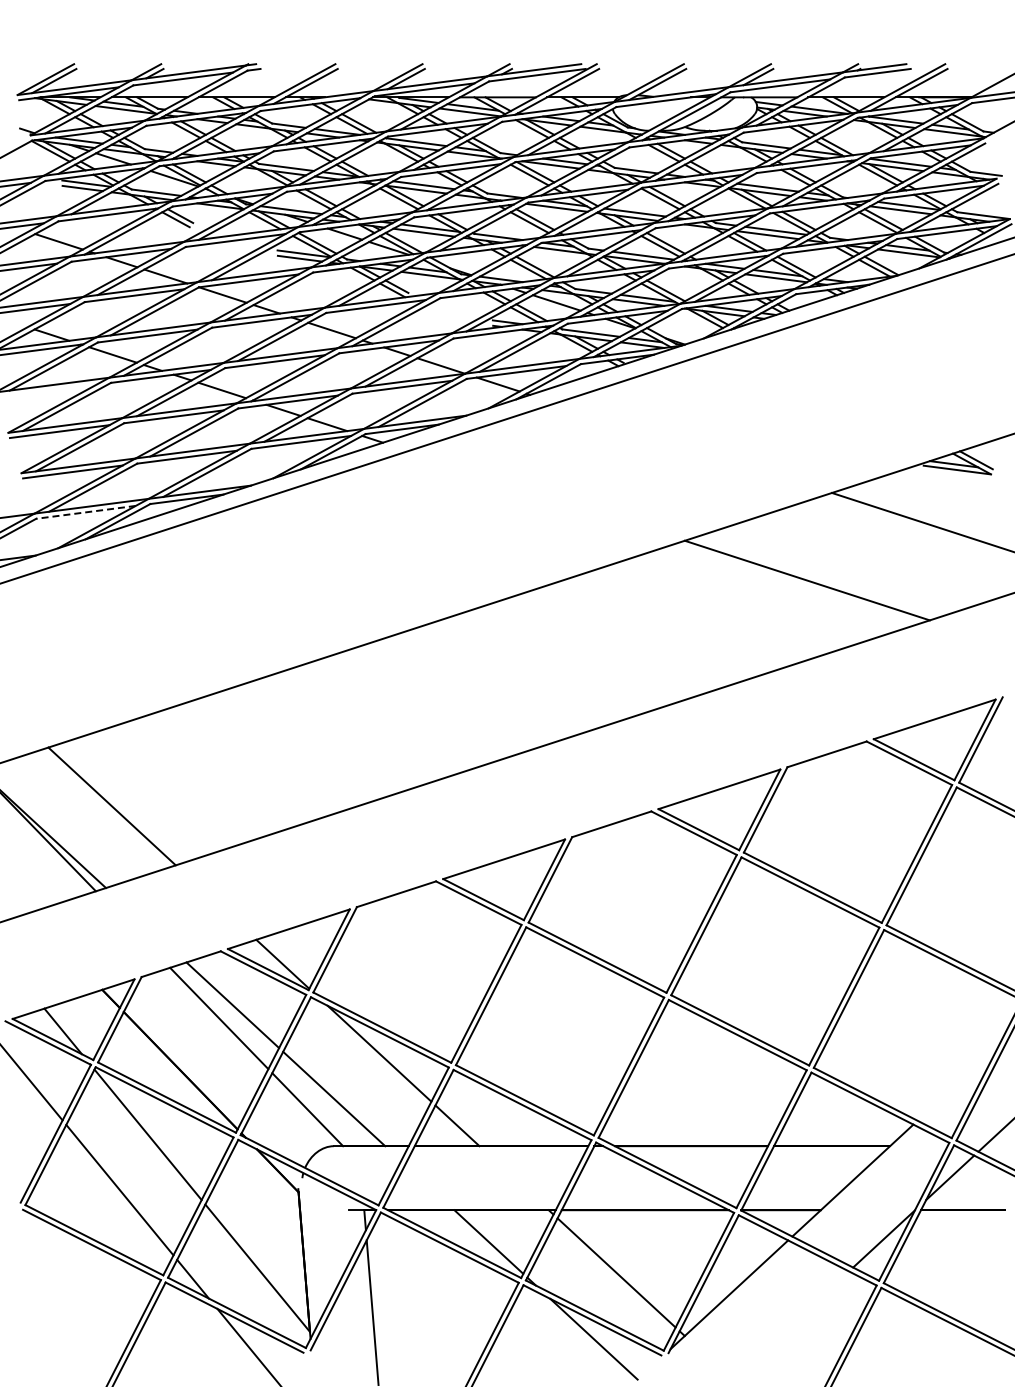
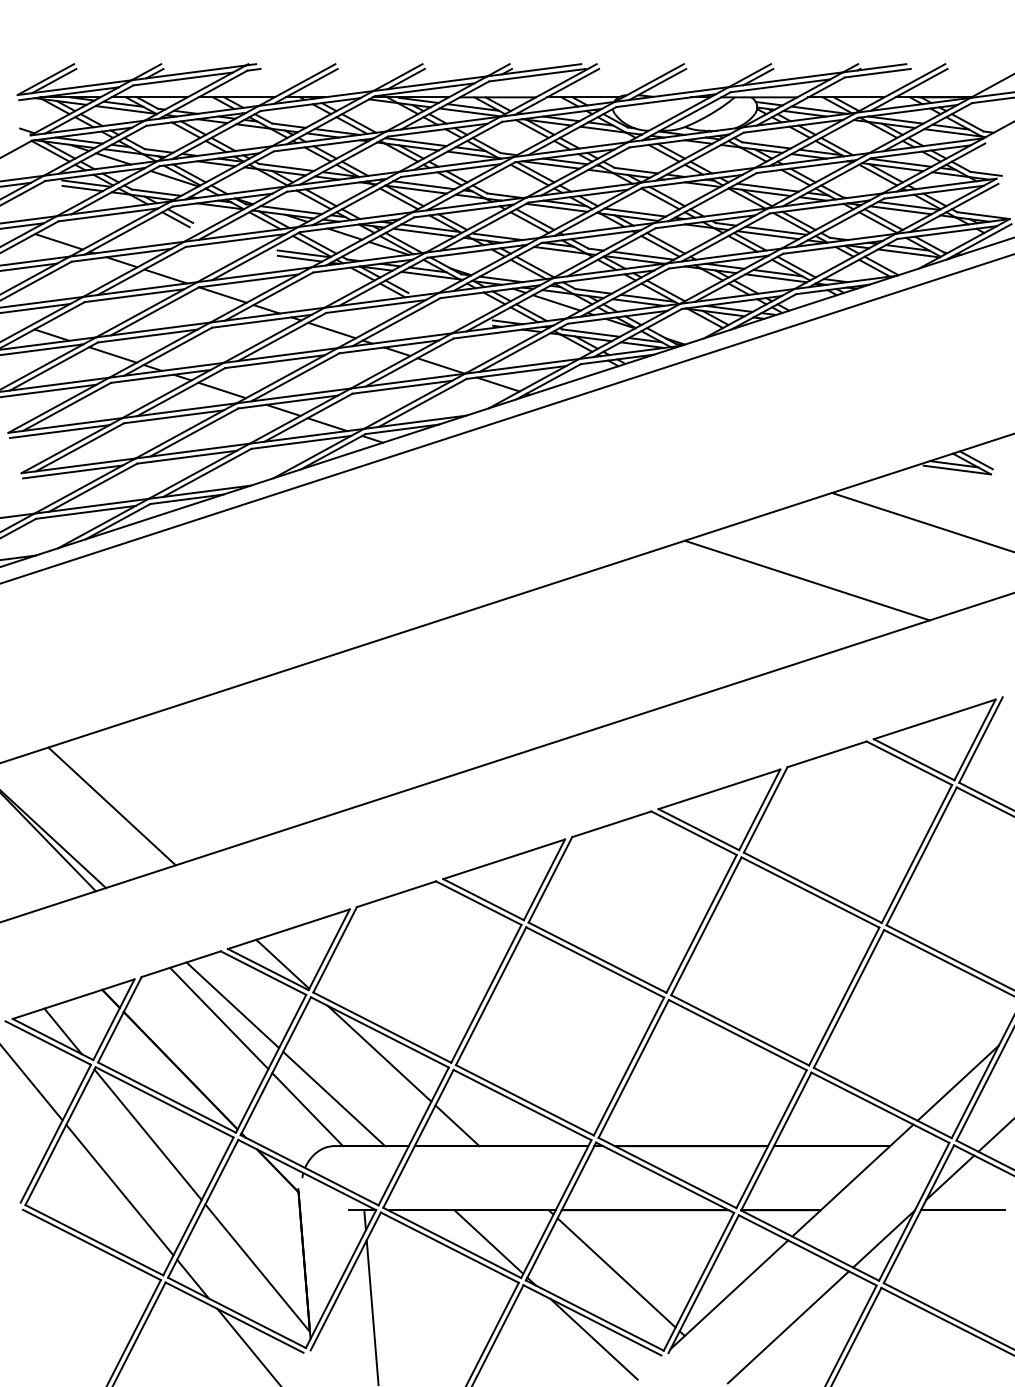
line: none -> present (49, 390)
line: dashed -> solid (85, 512)
line: none -> present (957, 1082)
line: none -> present (787, 1327)
